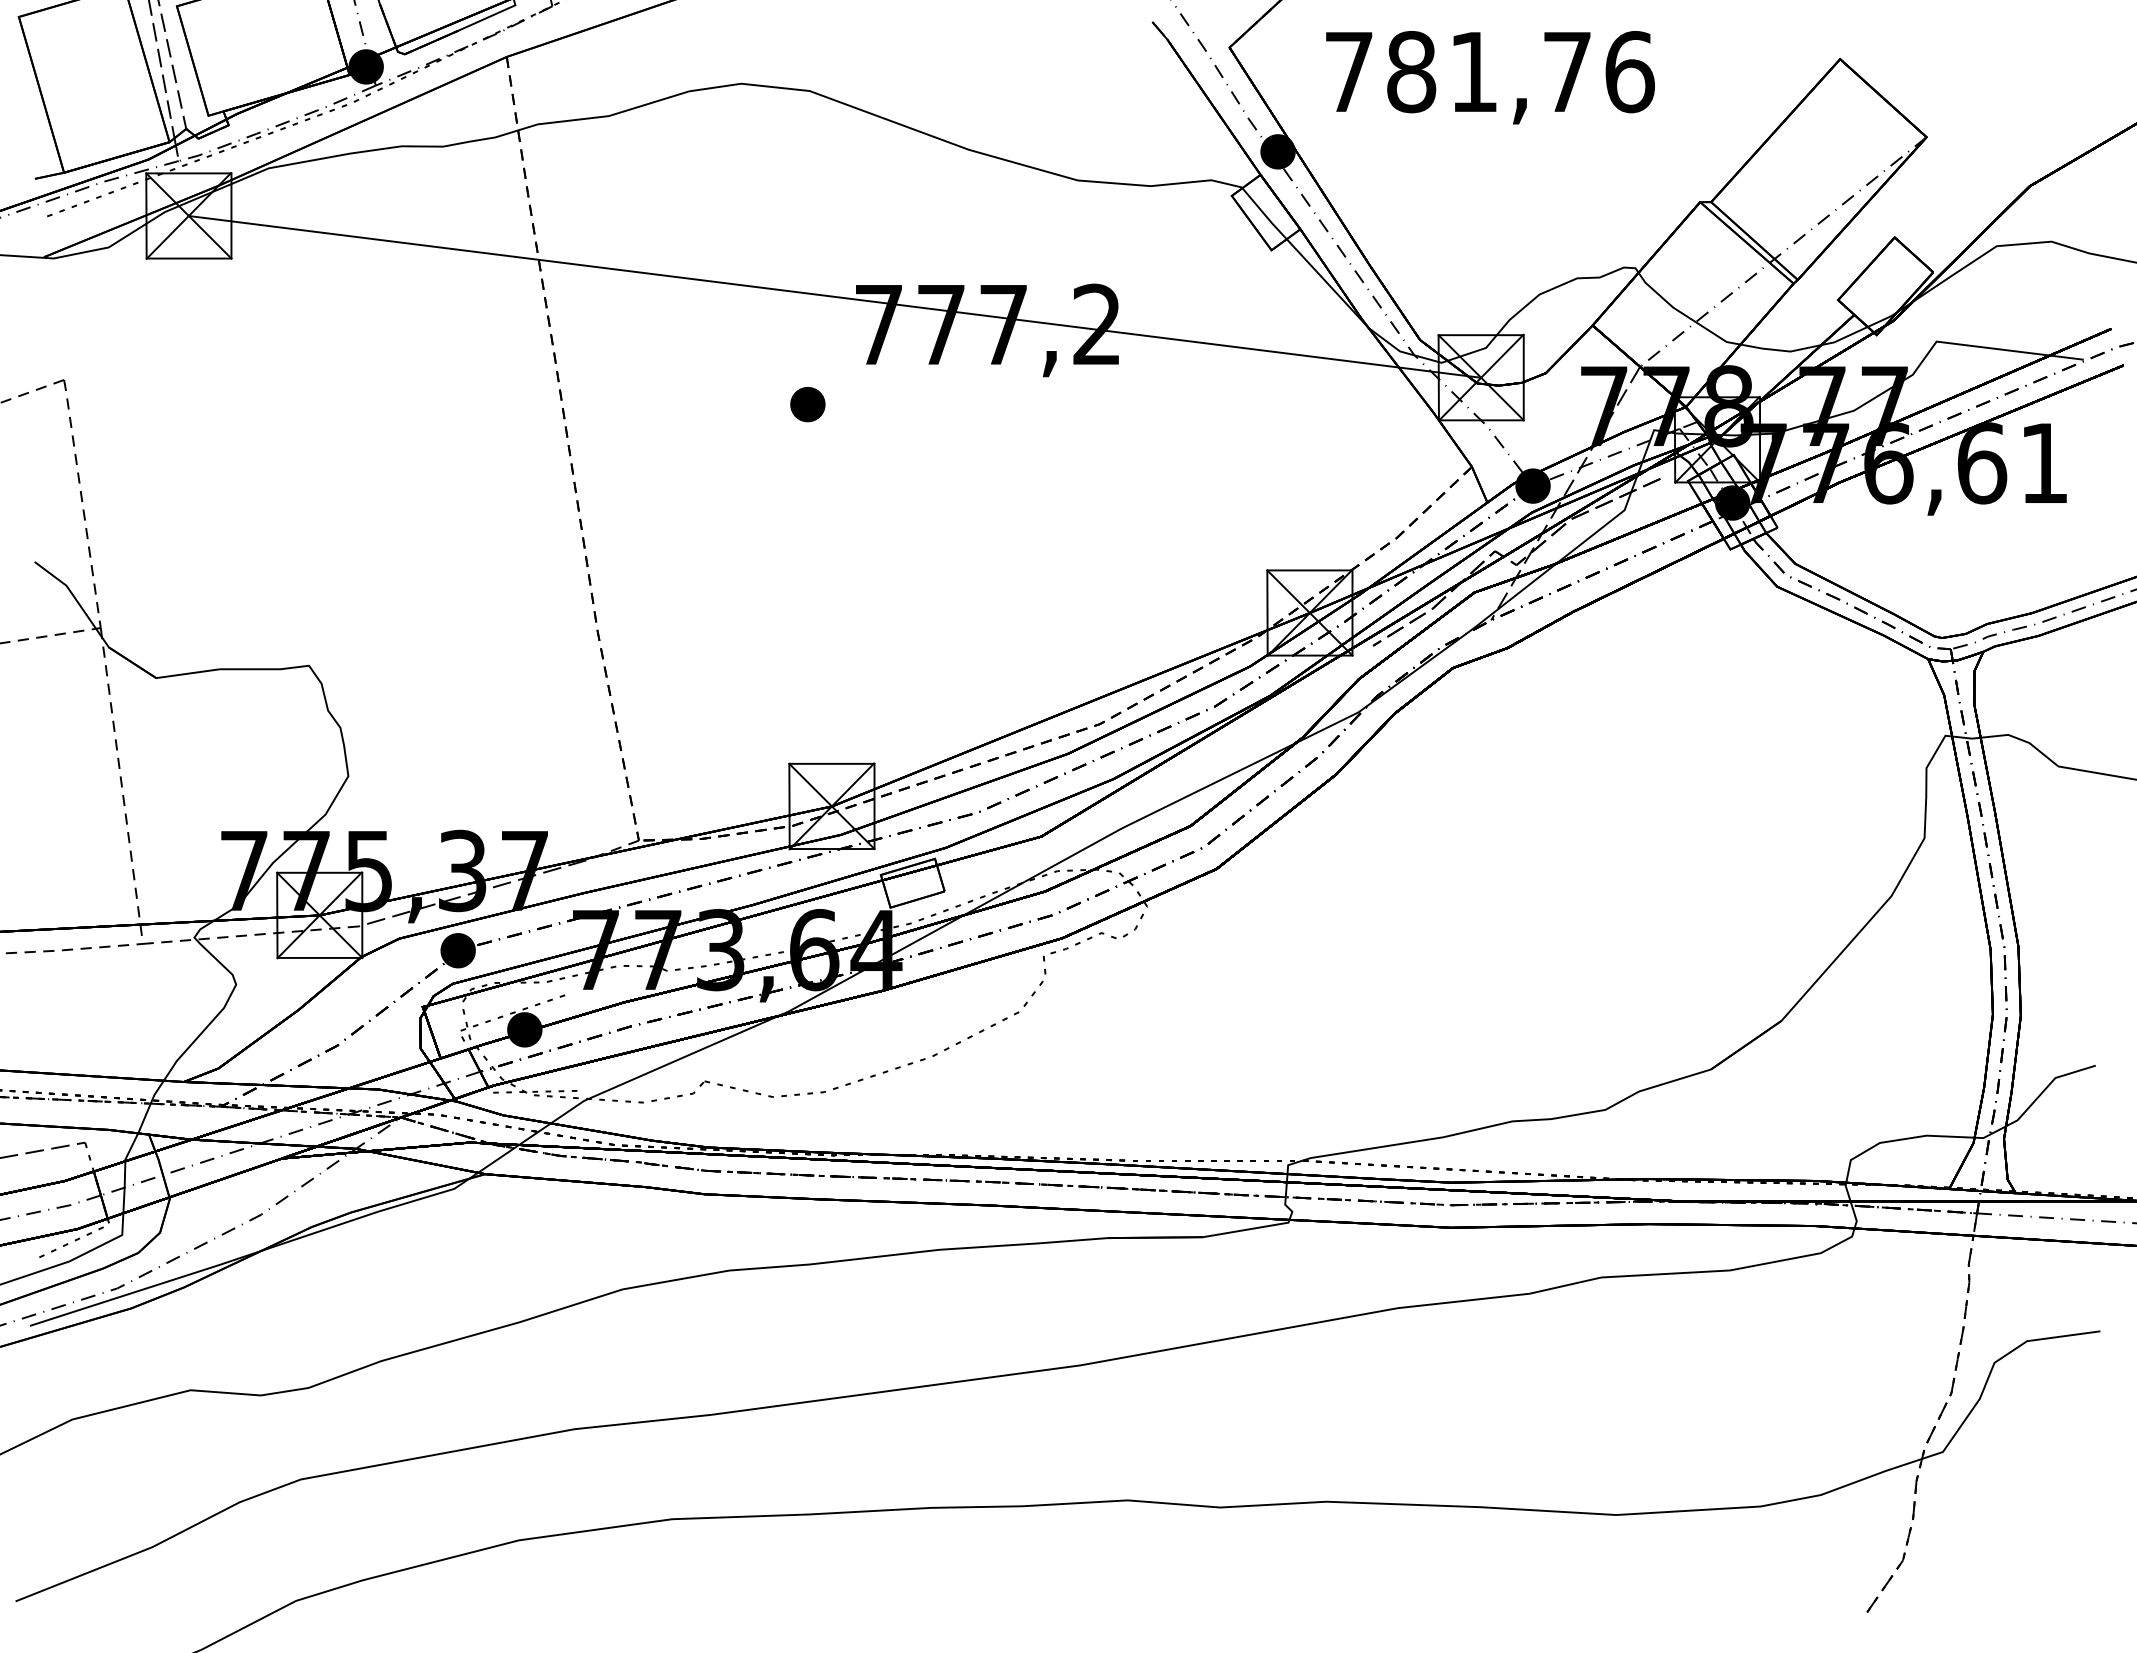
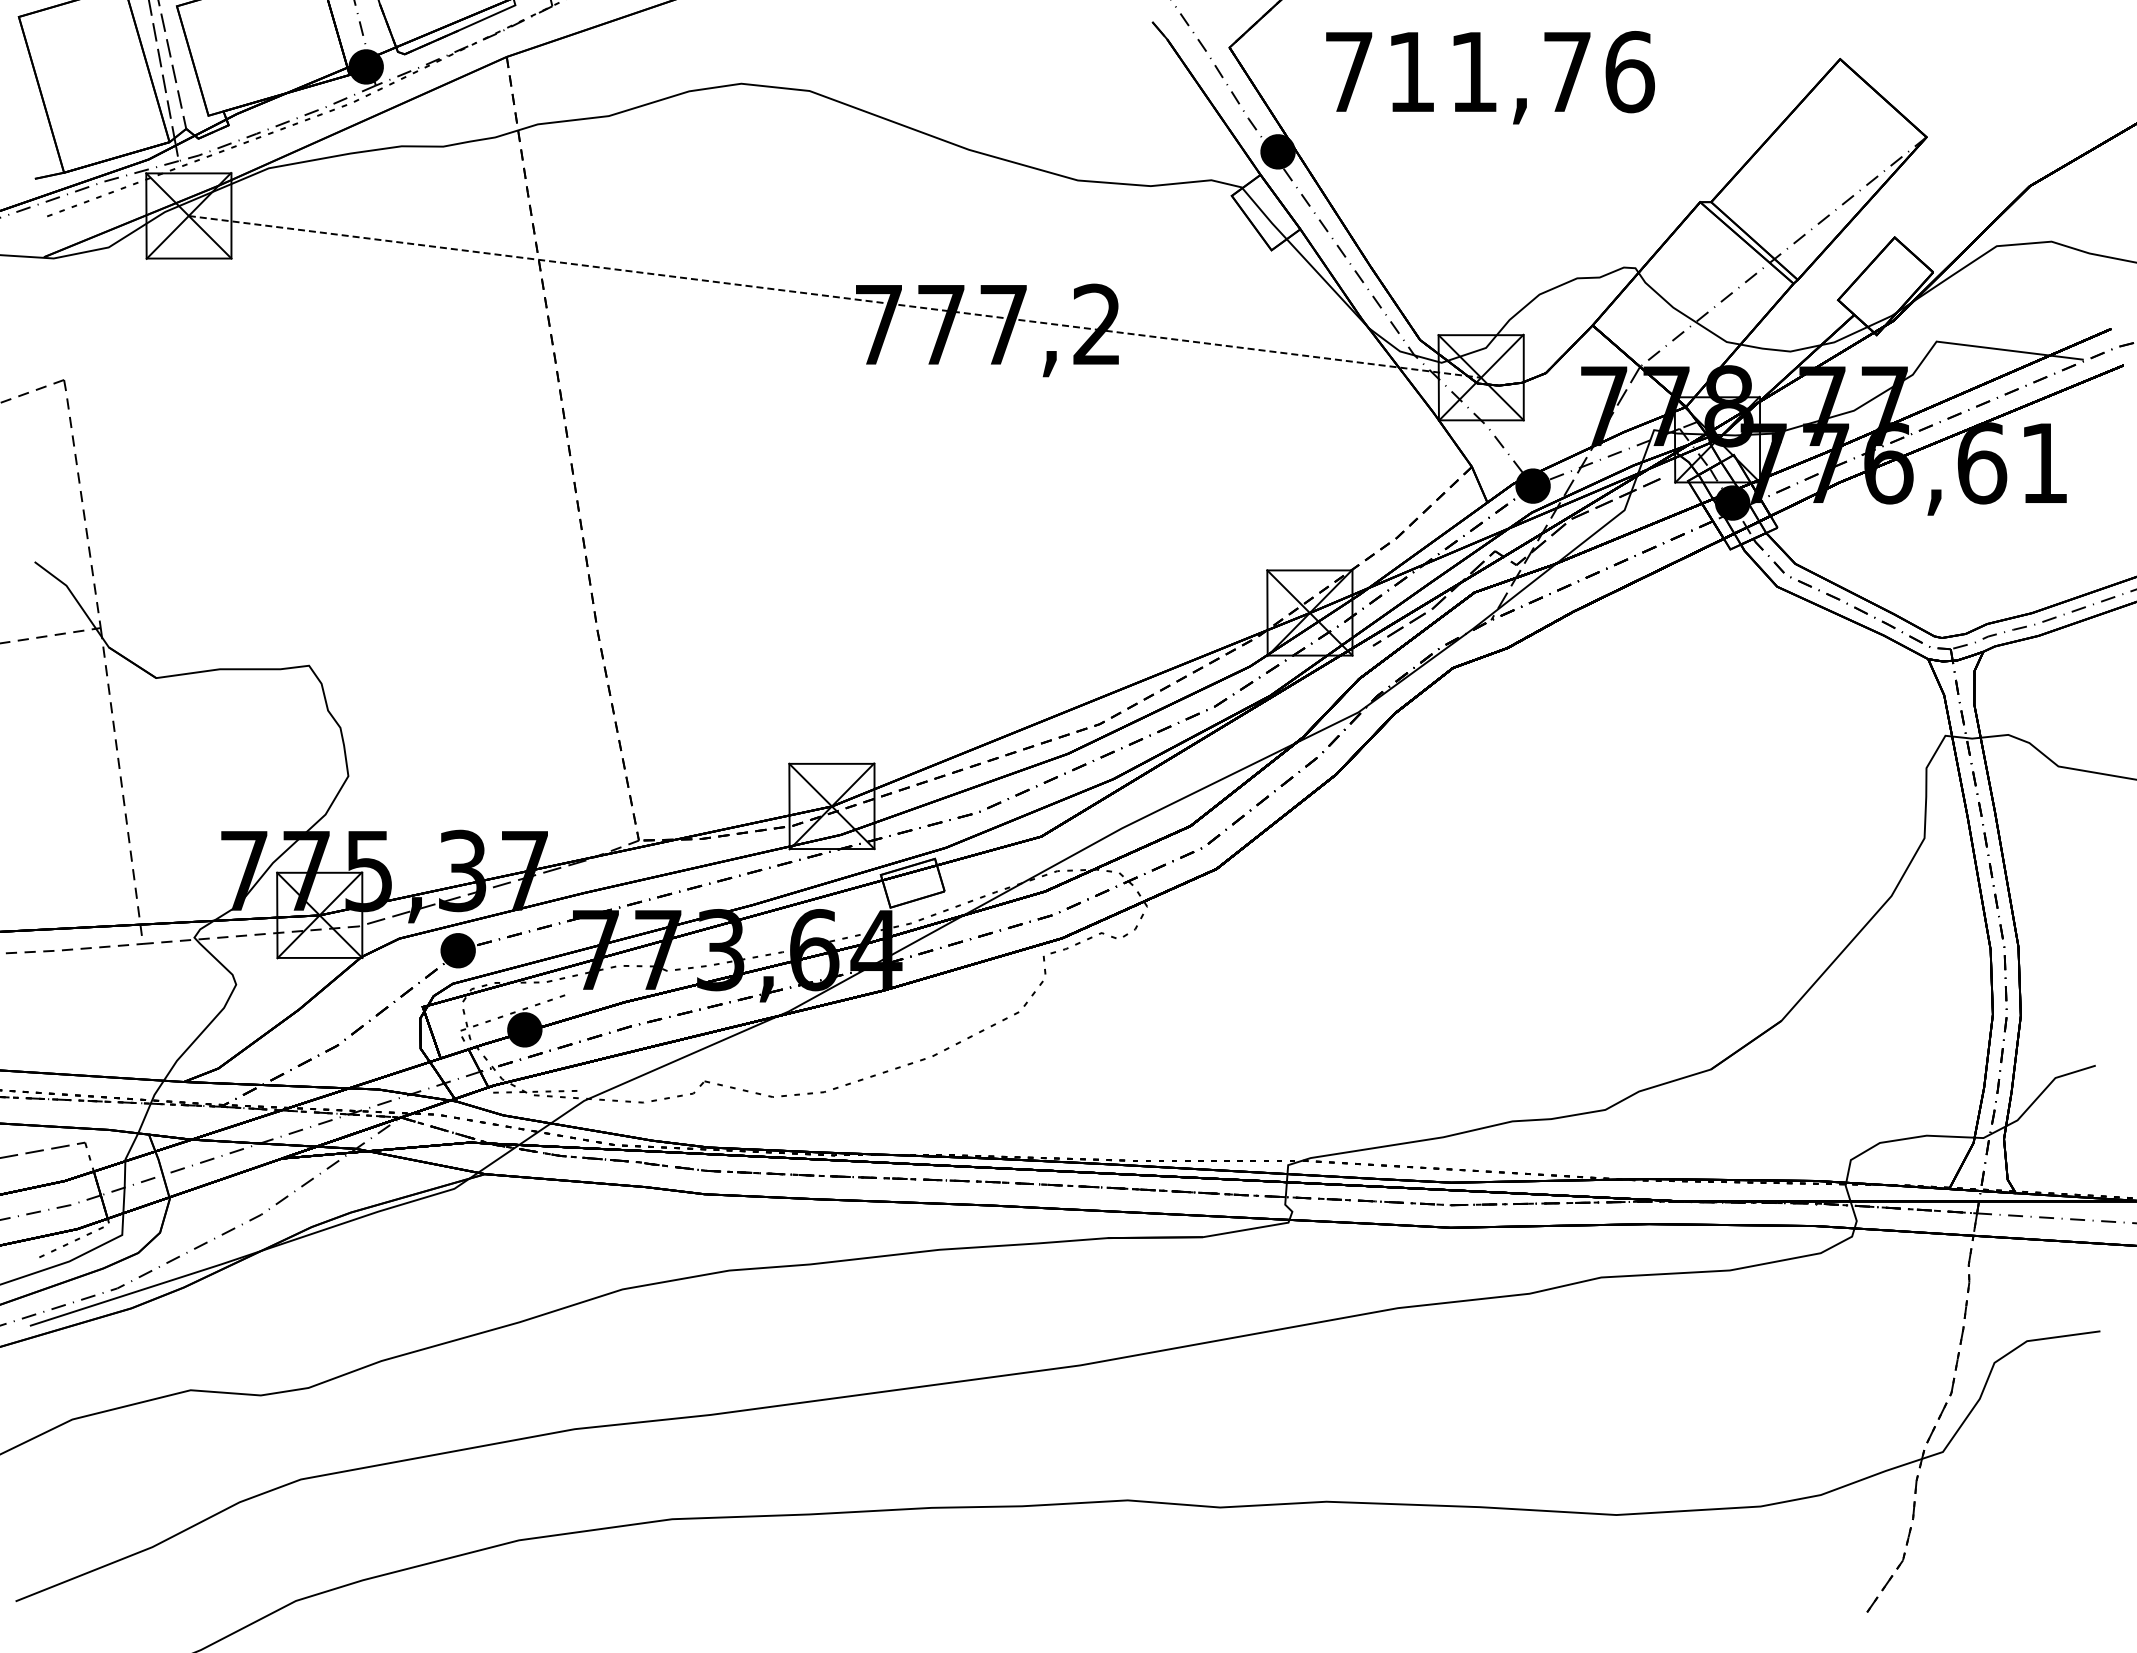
text: 781,76 -> 711,76 (1411, 72)
line: solid -> dashed (835, 296)
part: present -> none (807, 404)
